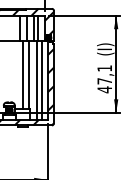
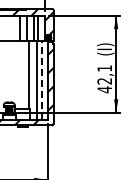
line: present -> none (23, 74)
line: solid -> dashed (41, 79)
text: 47,1 -> 42,1 (104, 81)
